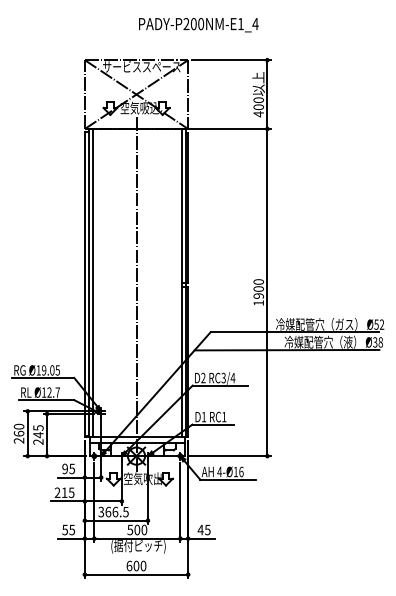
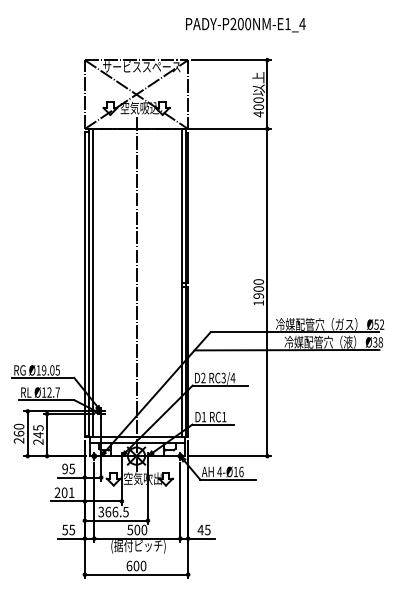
text position: (198, 25) -> (245, 25) (245, 25)
text: 215 -> 201 (67, 492)
